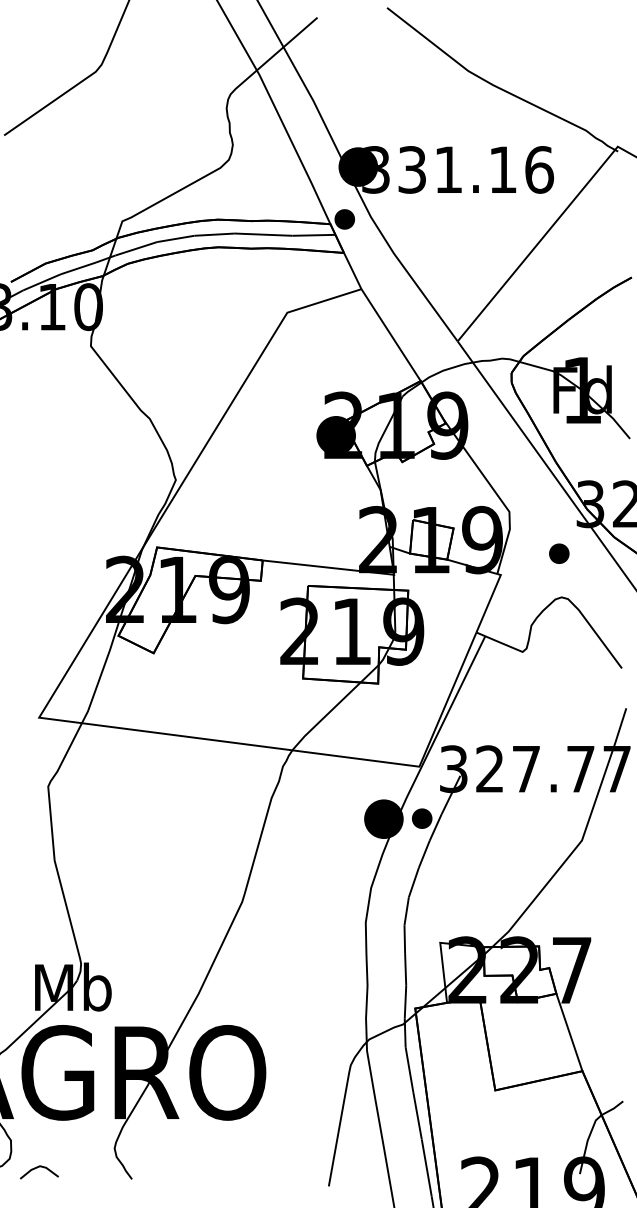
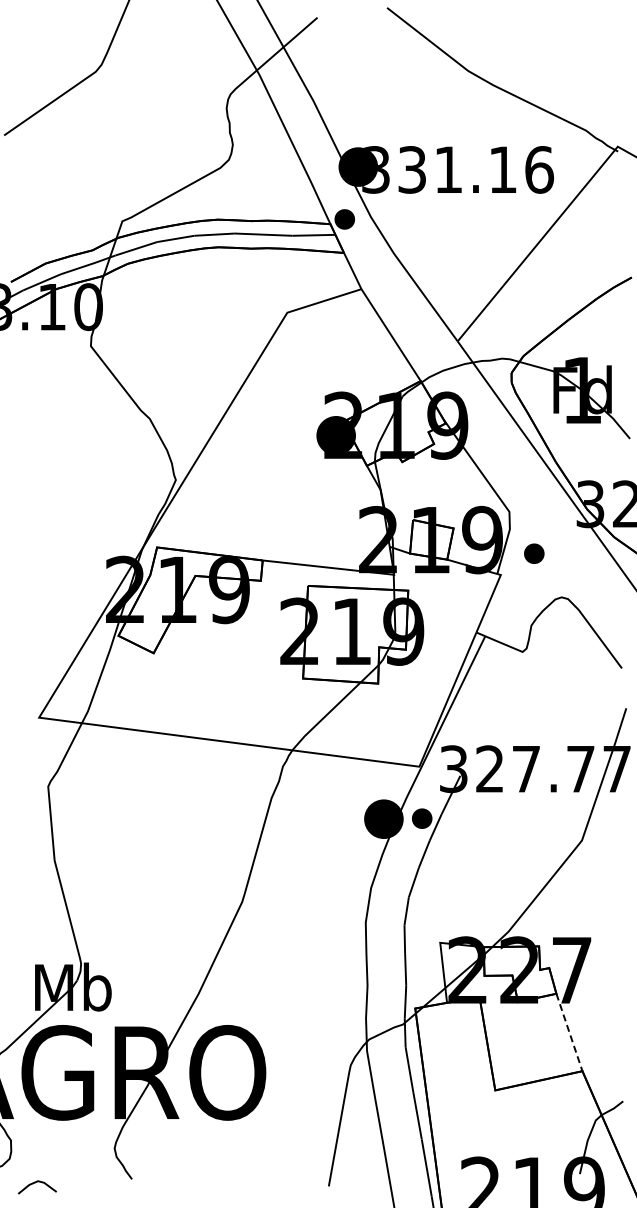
part position: (559, 553) -> (534, 553) (534, 553)
line: solid -> dashed (569, 1032)
line position: (37, 1168) -> (35, 1183) (35, 1183)
